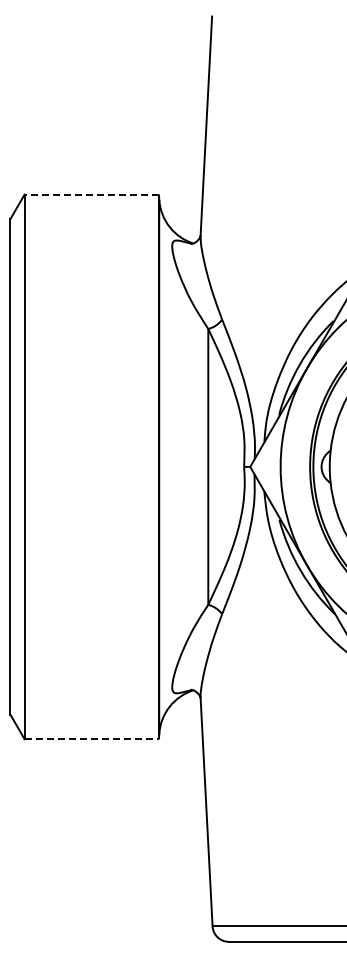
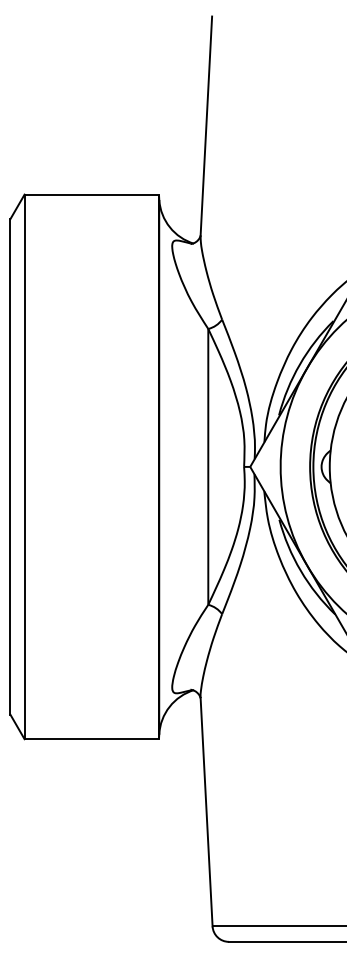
line: dashed -> solid (91, 194)
line: dashed -> solid (92, 739)
